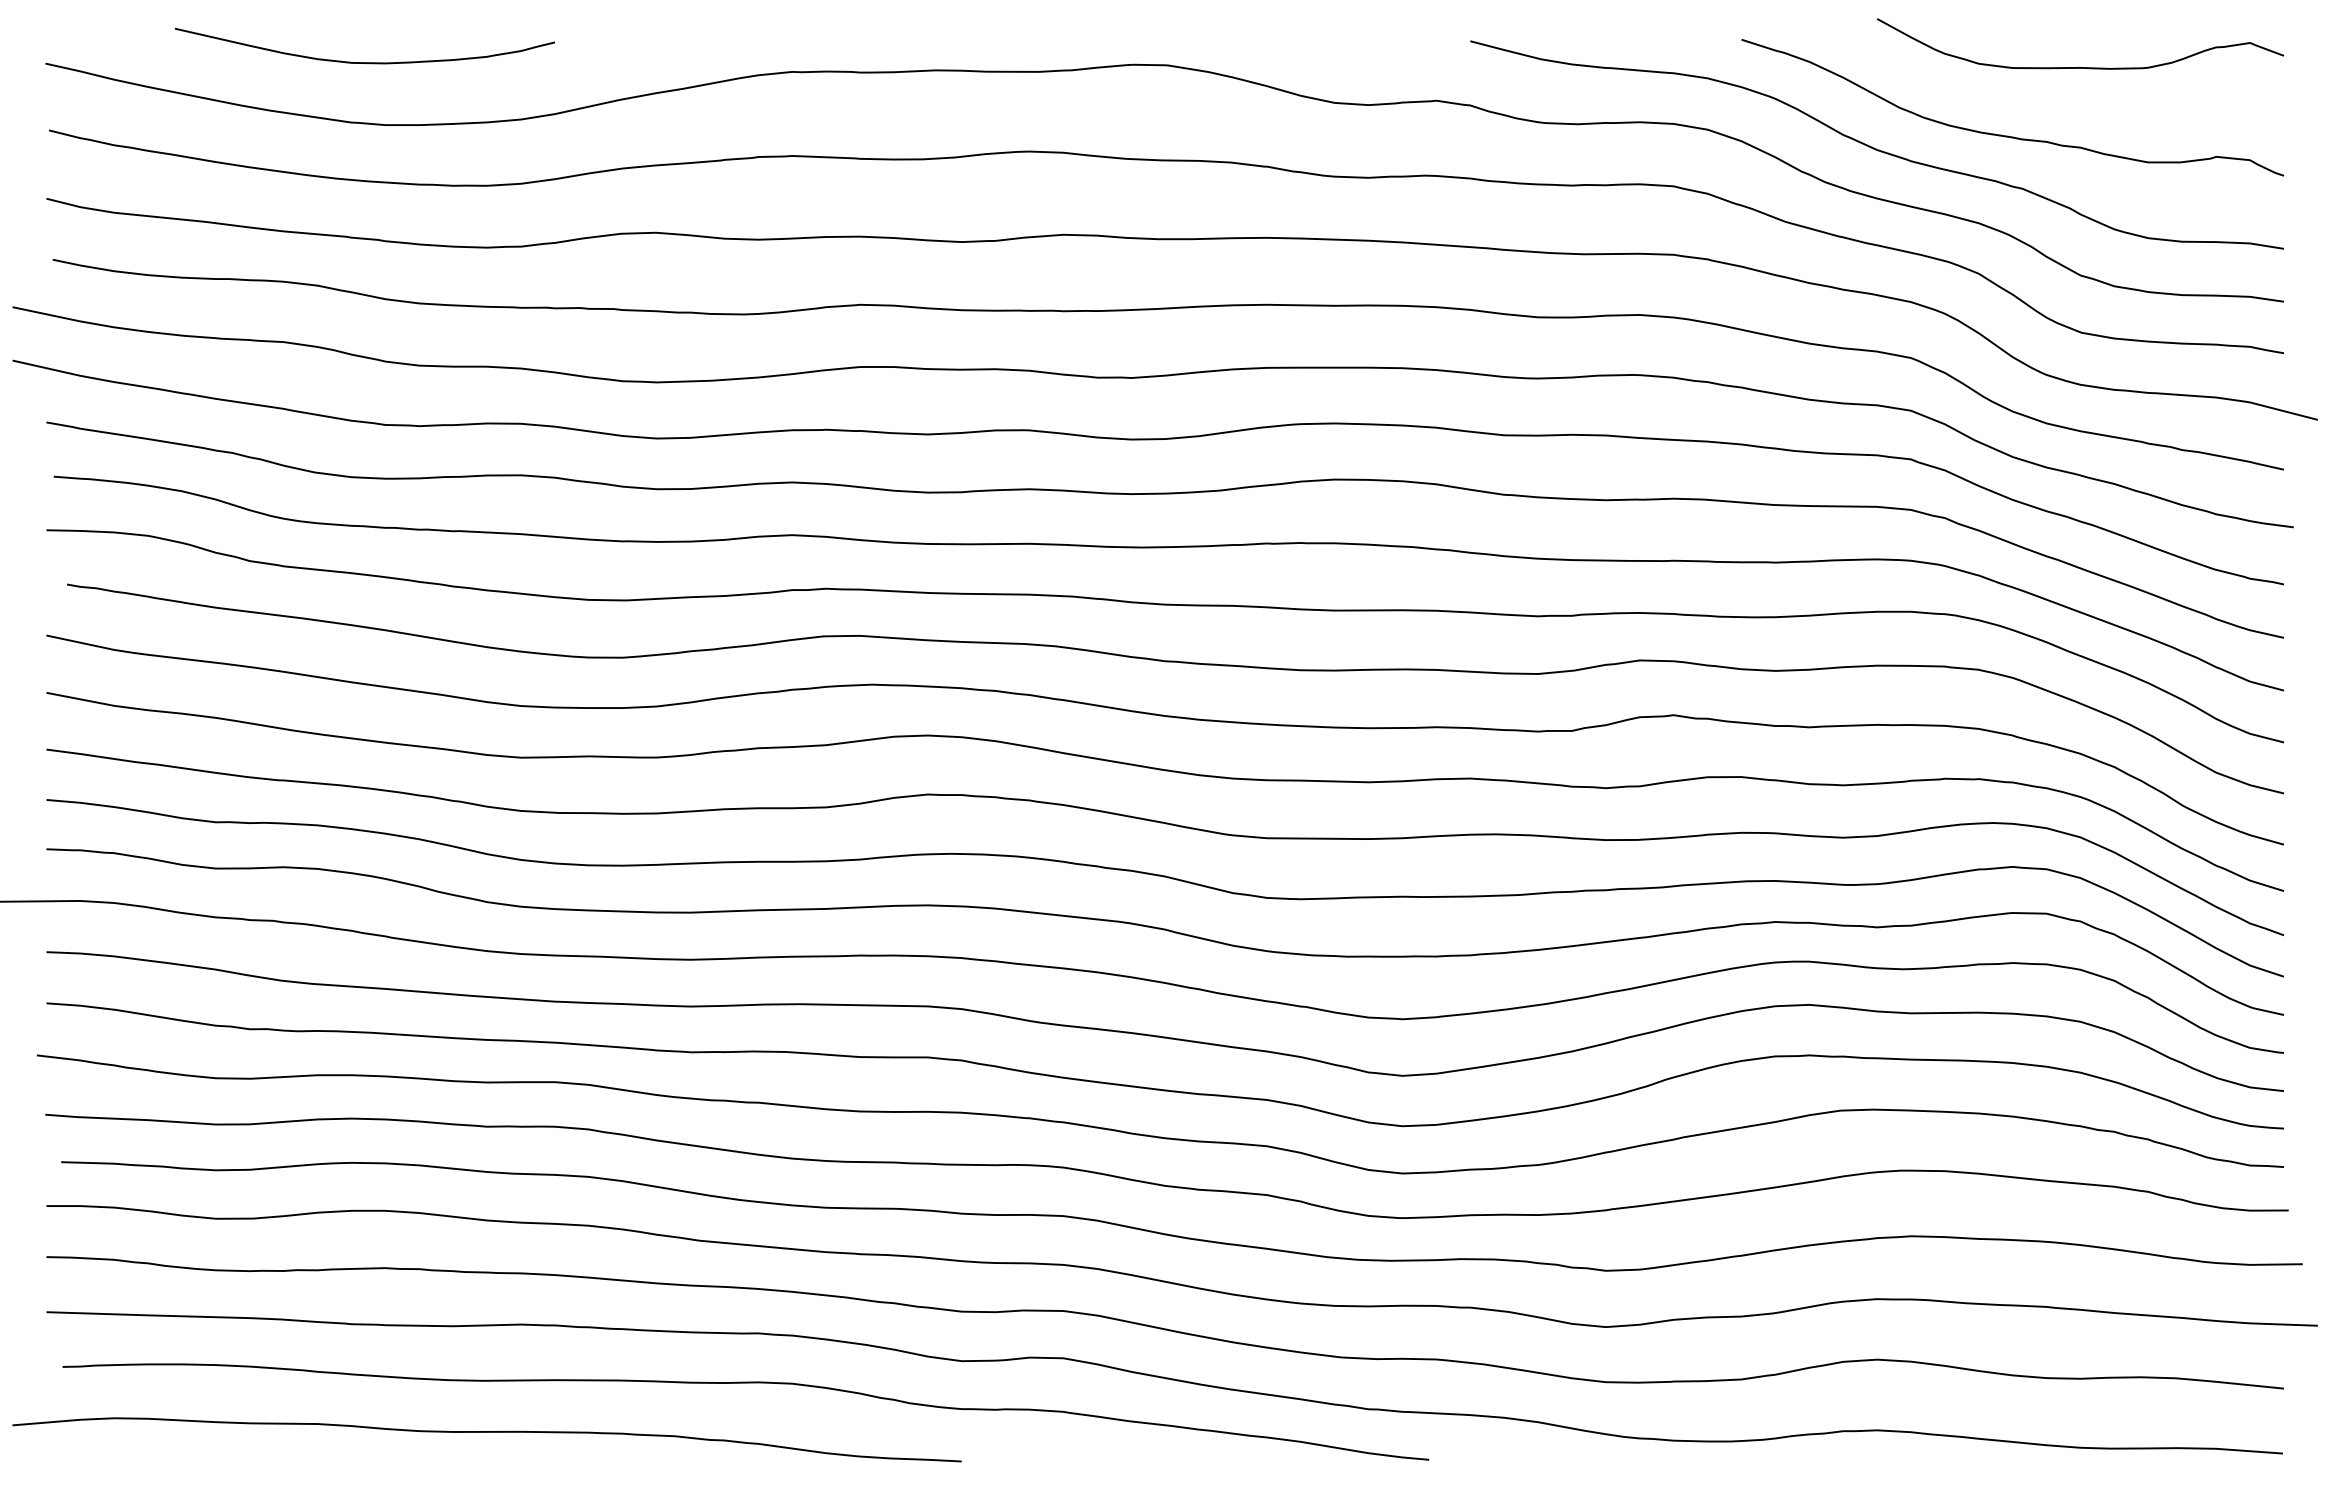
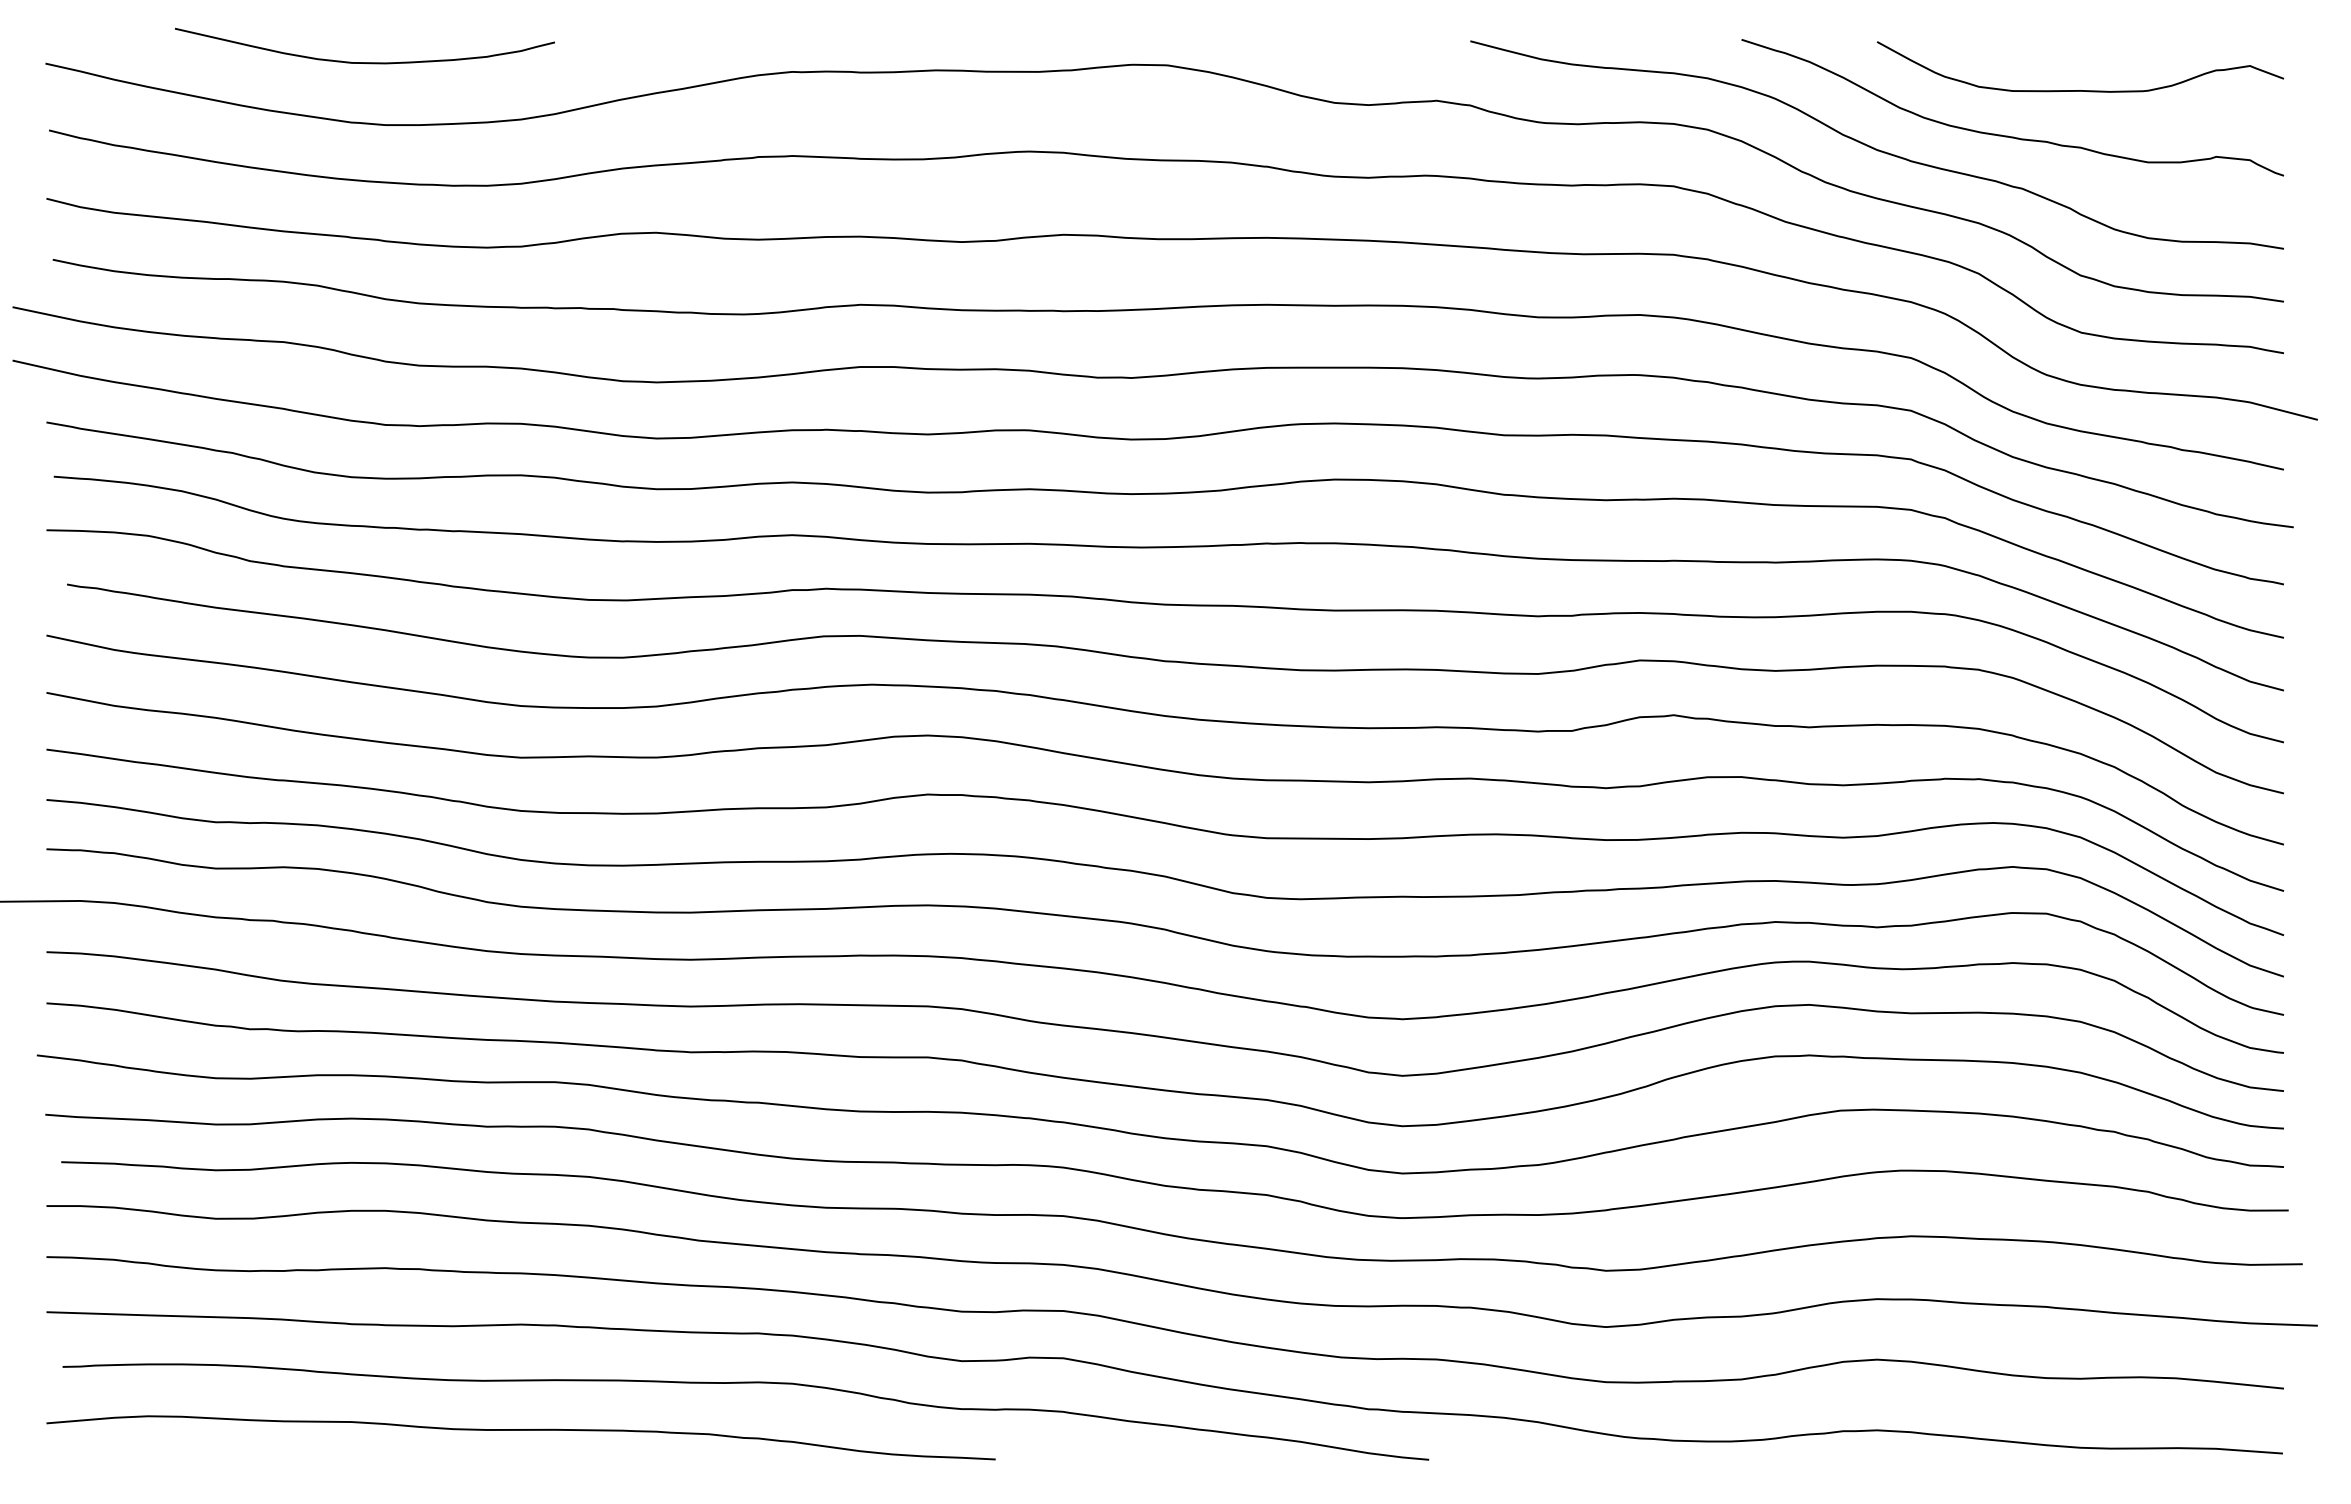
curve position: (2080, 67) -> (2080, 90) (2080, 90)
curve position: (486, 1432) -> (520, 1430) (520, 1430)
